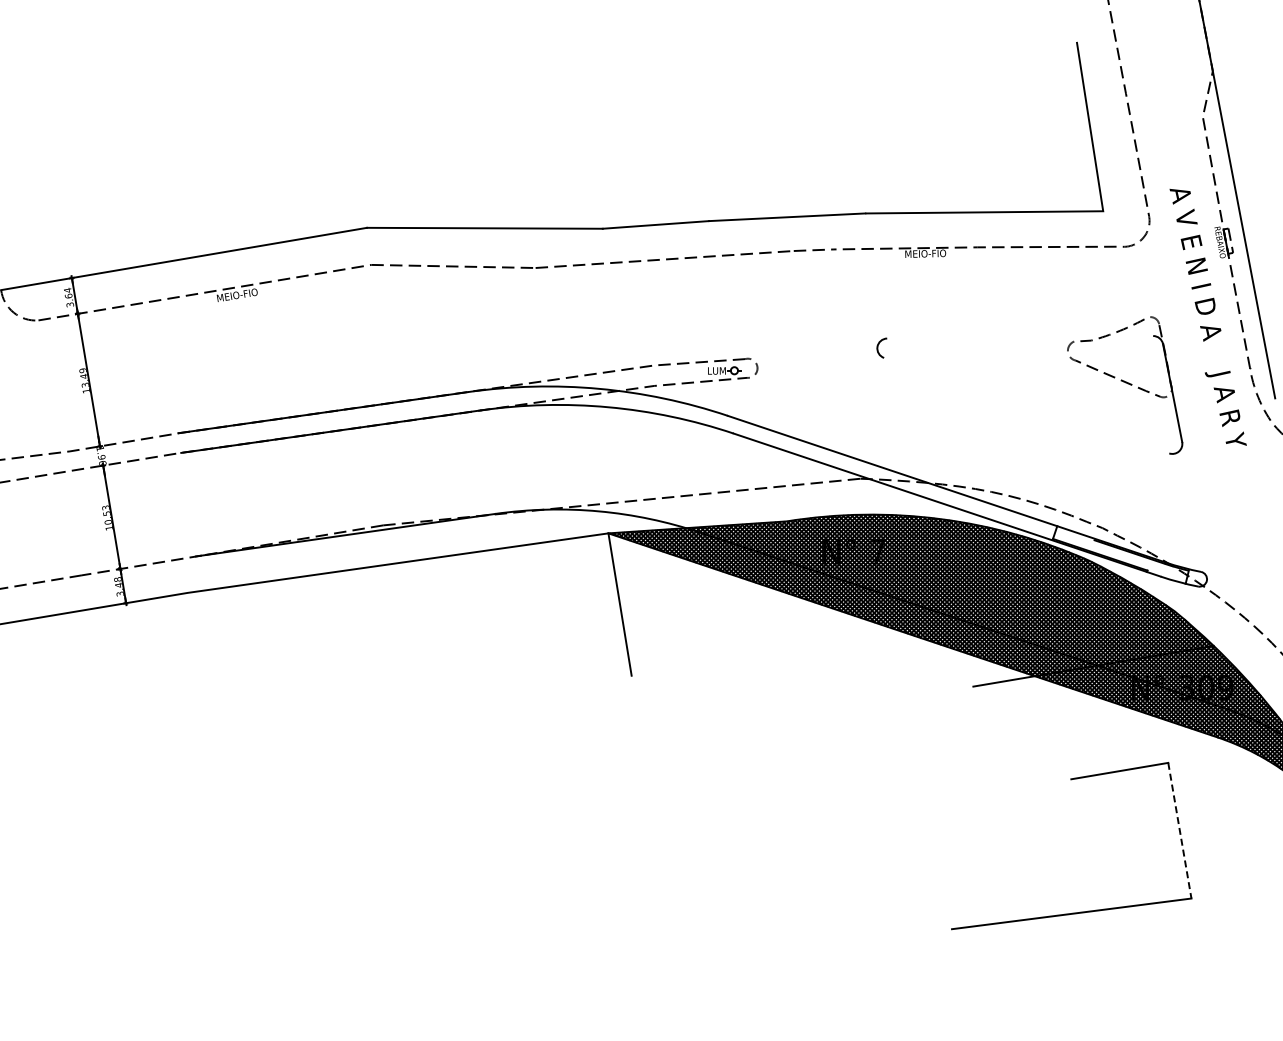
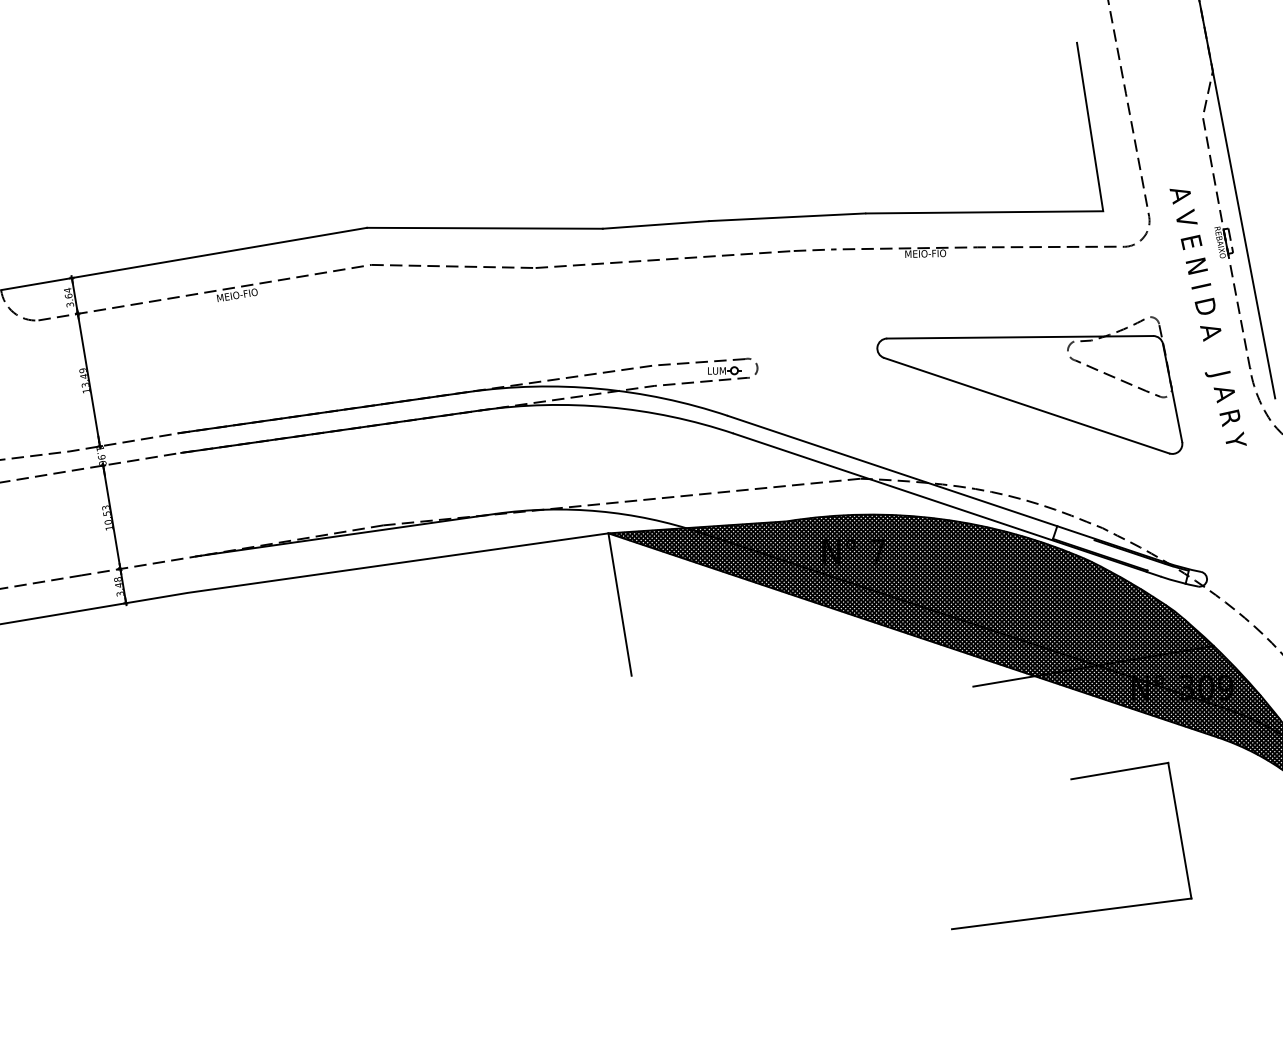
line: none -> present (1020, 337)
line: none -> present (1026, 405)
line: dashed -> solid (1179, 830)
